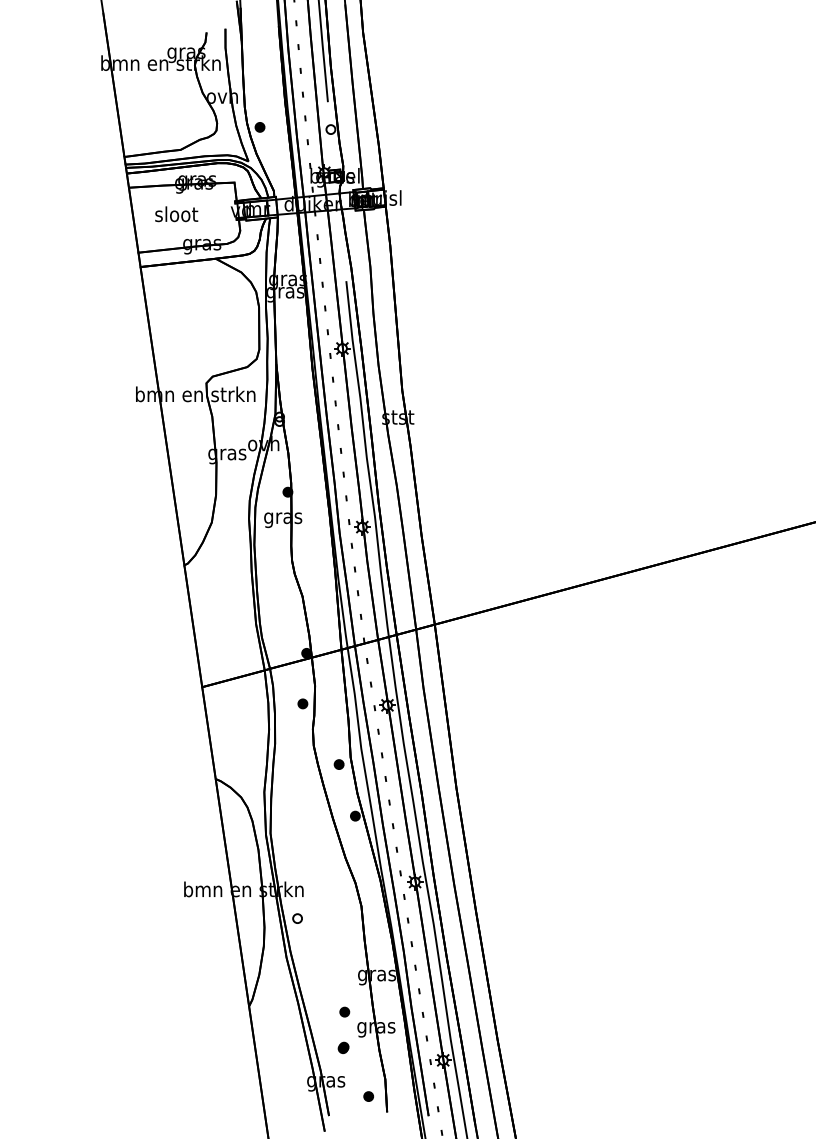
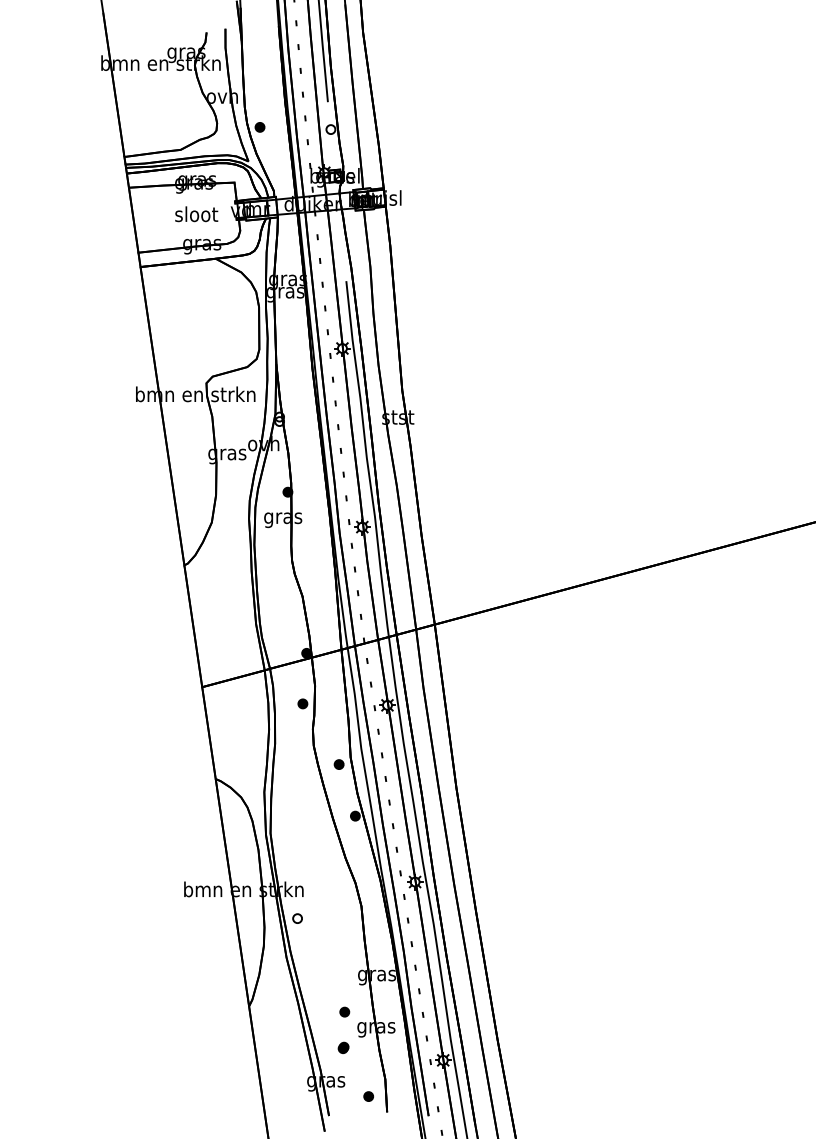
text position: (176, 214) -> (196, 214) (196, 214)
